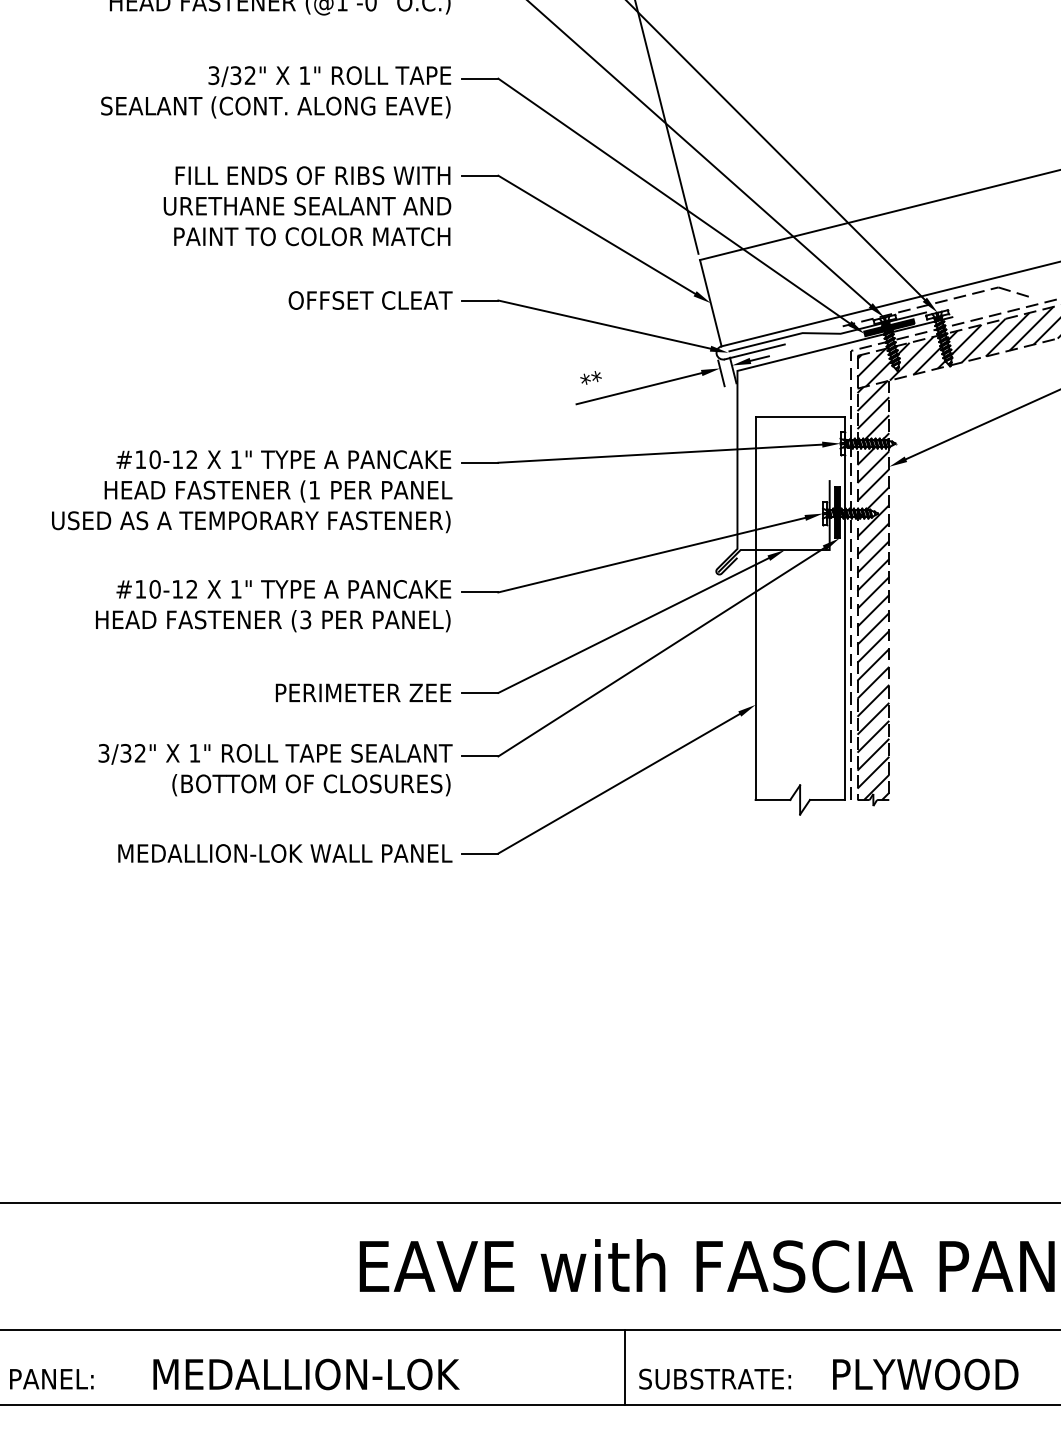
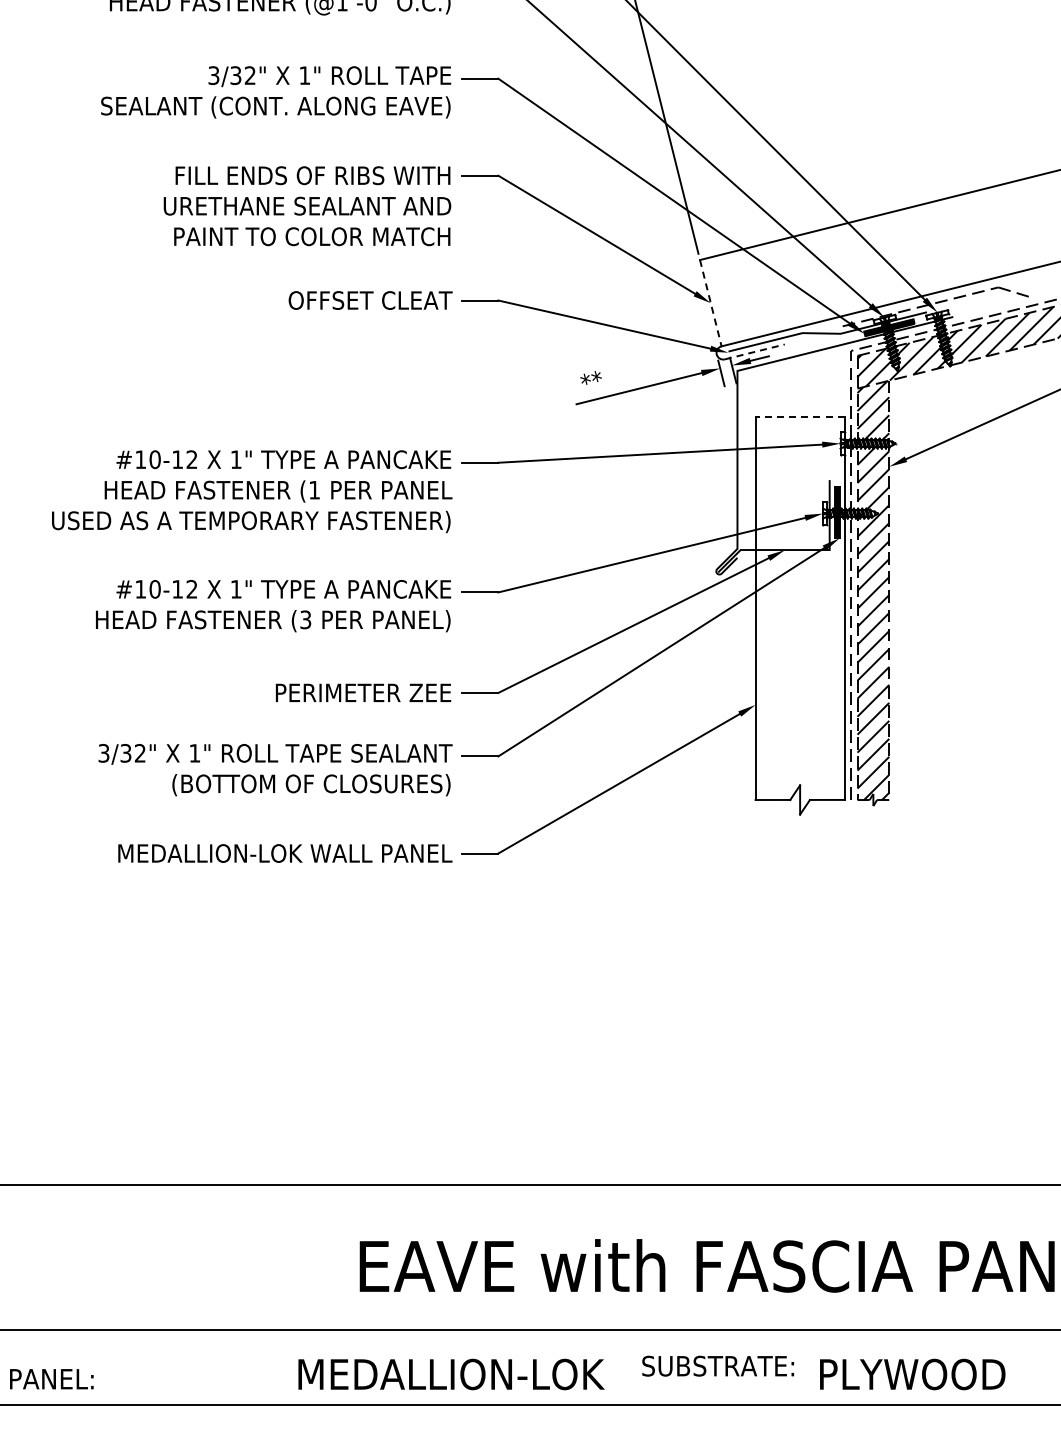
line: solid -> dashed (710, 303)
line: solid -> dashed (754, 351)
line: solid -> dashed (799, 416)
line position: (529, 1202) -> (529, 1184) (529, 1184)
line: present -> none (624, 1367)
text position: (306, 1374) -> (451, 1374) (451, 1374)
text position: (925, 1374) -> (912, 1374) (912, 1374)
text position: (714, 1378) -> (717, 1365) (717, 1365)
